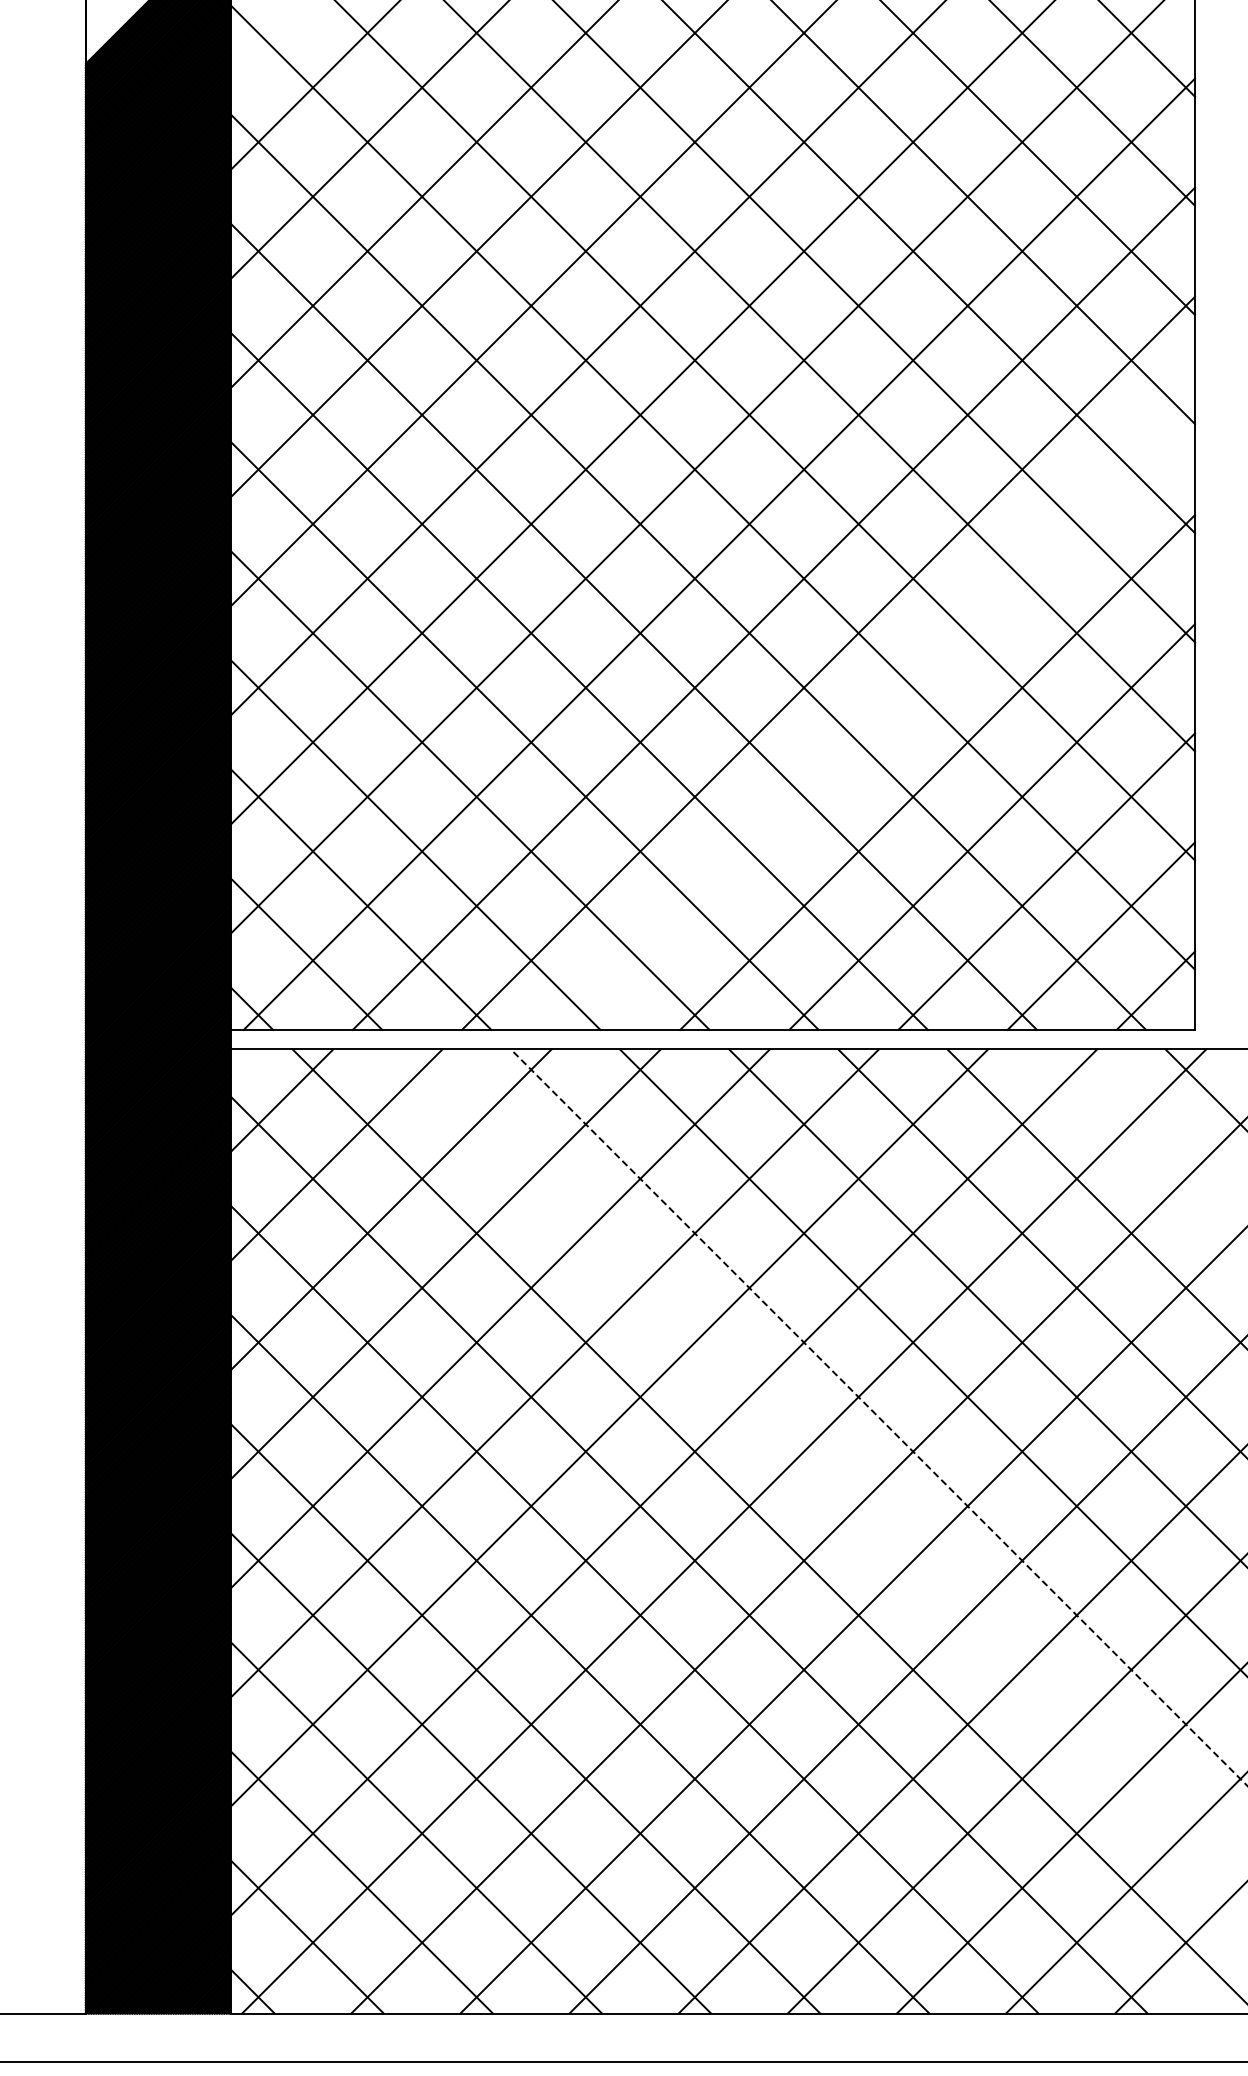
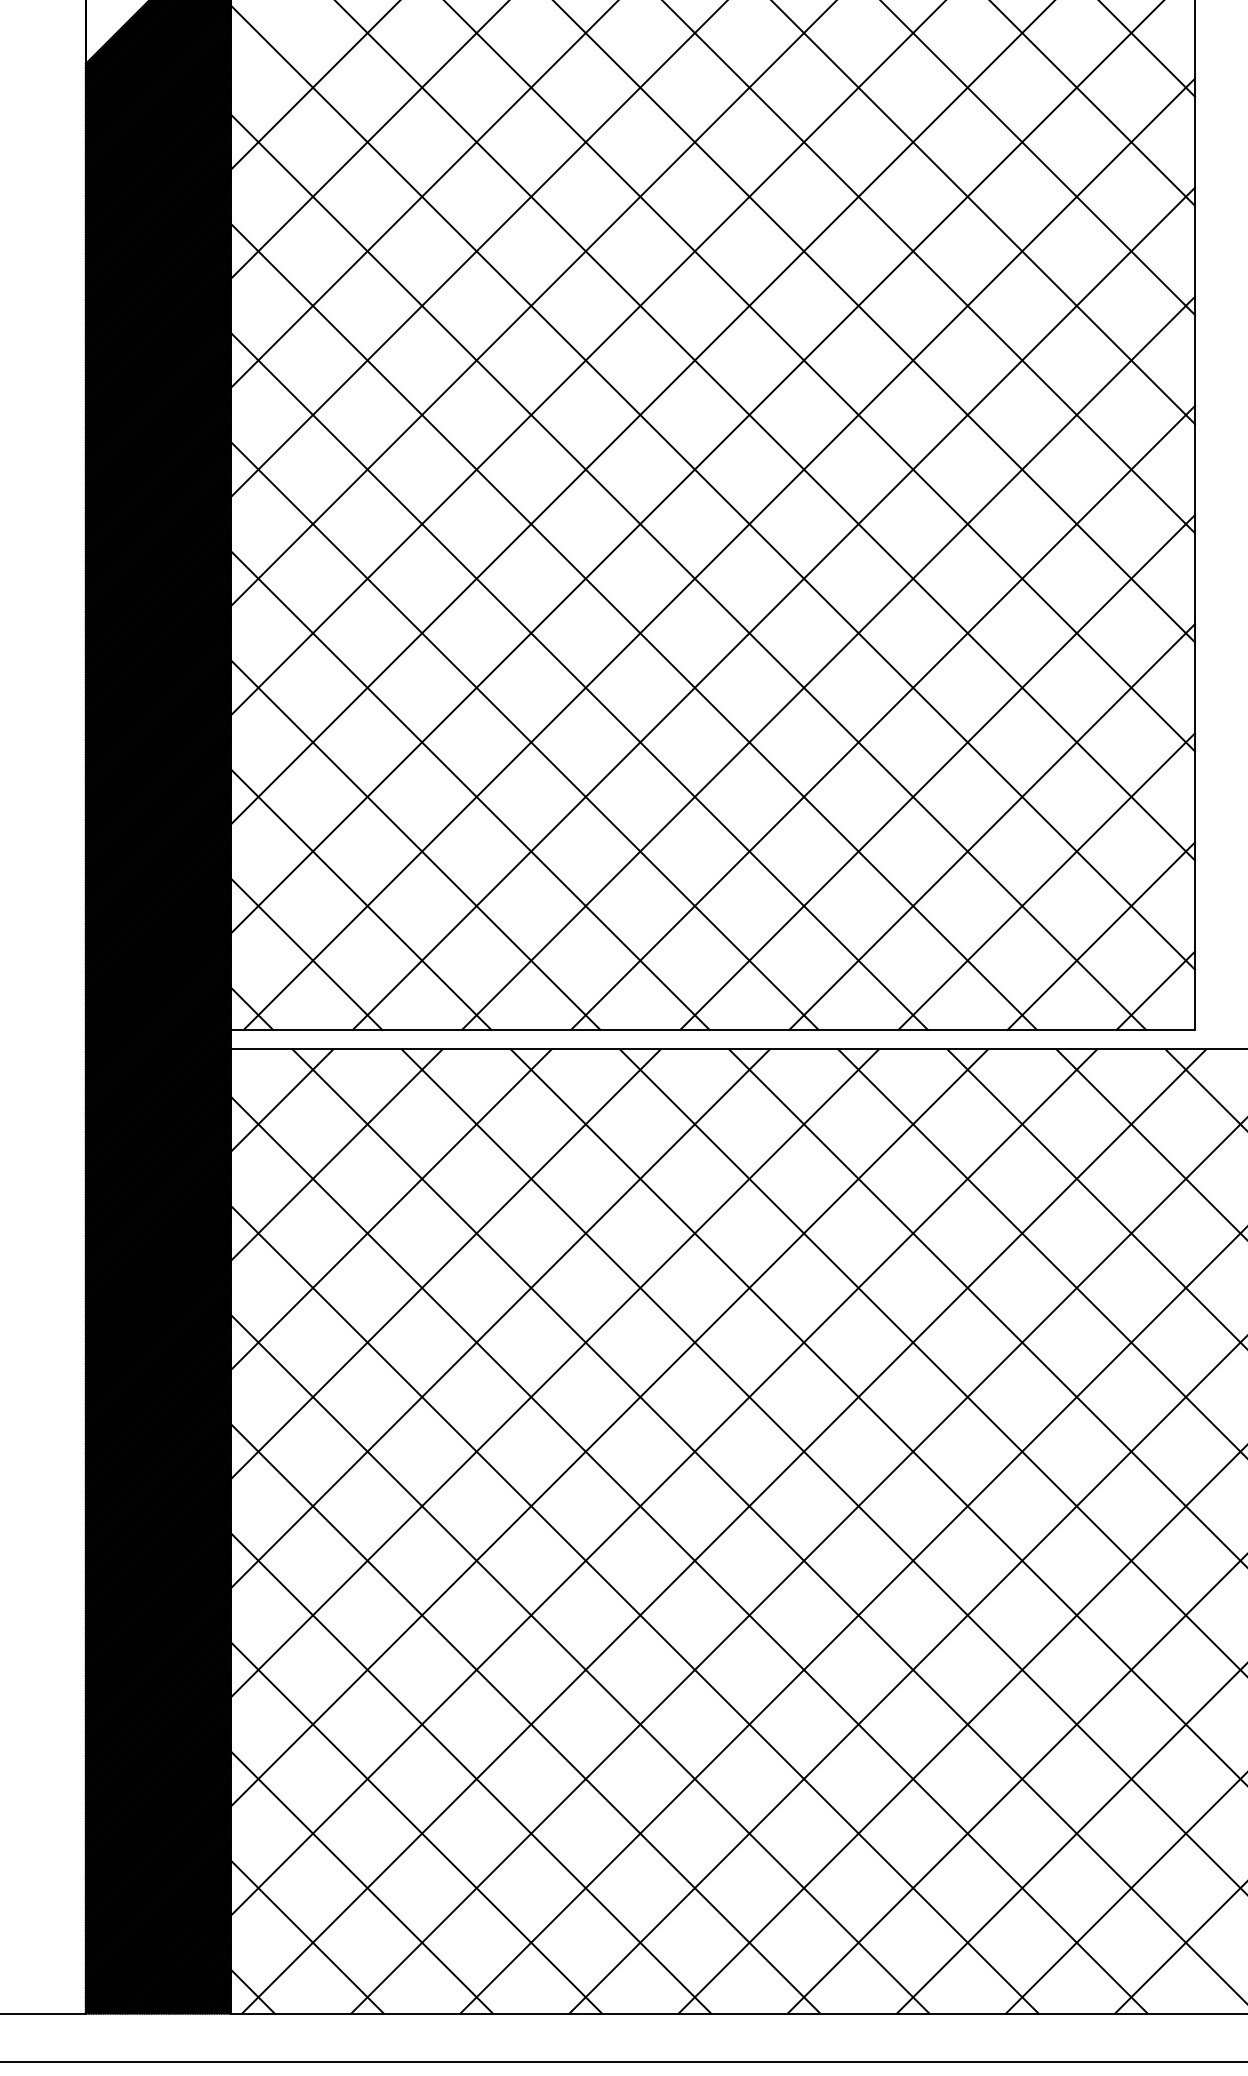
line: none -> present (882, 717)
line: none -> present (1150, 1143)
line: dashed -> solid (879, 1417)
line: none -> present (822, 1470)
